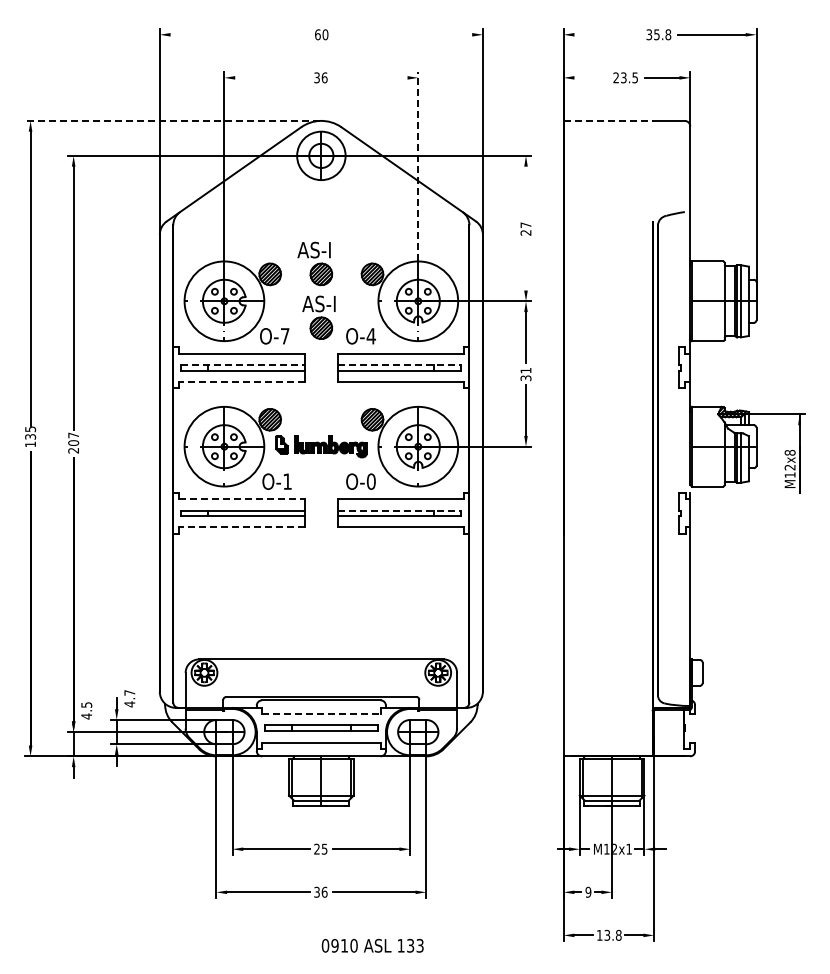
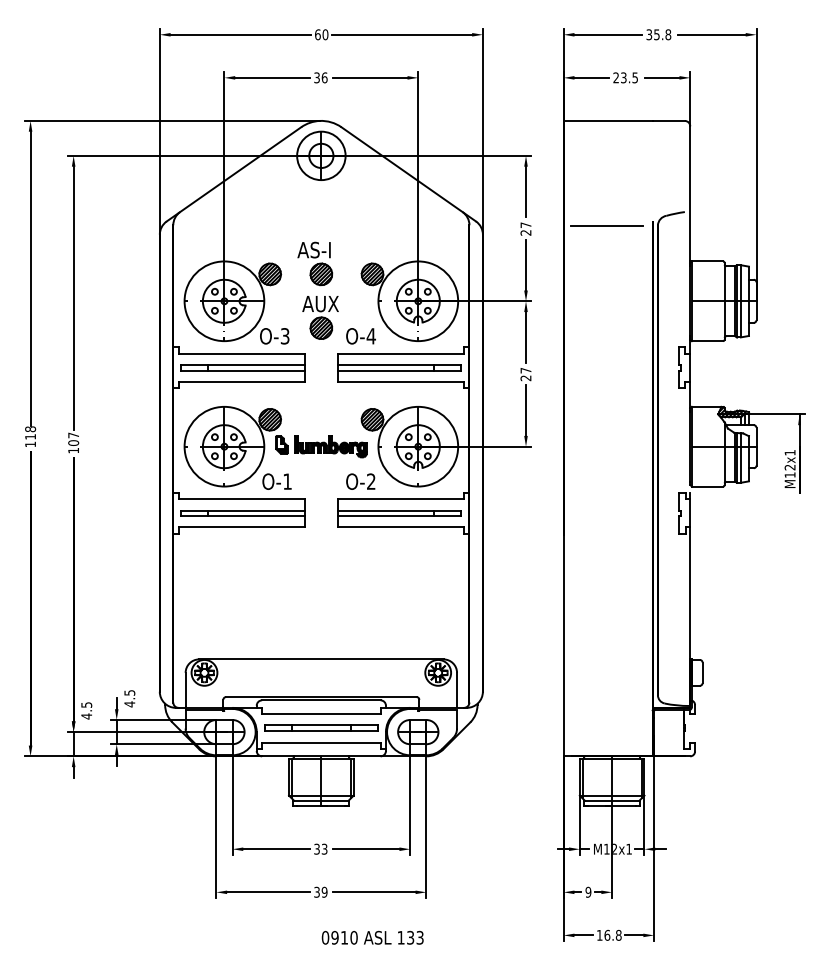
line: none -> present (240, 34)
line: none -> present (402, 34)
line: none -> present (608, 34)
line: none -> present (272, 77)
line: none -> present (369, 77)
line: none -> present (591, 77)
line: dashed -> solid (172, 120)
line: dashed -> solid (608, 120)
line: dashed -> solid (418, 166)
line: none -> present (526, 191)
line: none -> present (607, 226)
line: none -> present (526, 265)
text: AS-I -> AUX (326, 303)
text: O-7 -> O-3 (284, 336)
line: dashed -> solid (243, 365)
line: dashed -> solid (399, 365)
text: 31 -> 27 (525, 374)
line: dashed -> solid (241, 382)
text: 135 -> 118 (30, 432)
text: 207 -> 107 (73, 450)
text: M12x8 -> M12x1 (789, 452)
text: O-0 -> O-2 (370, 481)
line: dashed -> solid (242, 498)
line: dashed -> solid (399, 510)
line: dashed -> solid (241, 527)
text: 4.7 -> 4.5 (129, 692)
line: dashed -> solid (321, 714)
text: 25 -> 33 (320, 848)
text: 36 -> 39 (324, 891)
text: 13.8 -> 16.8 (607, 934)
text position: (372, 945) -> (372, 937) (372, 937)
